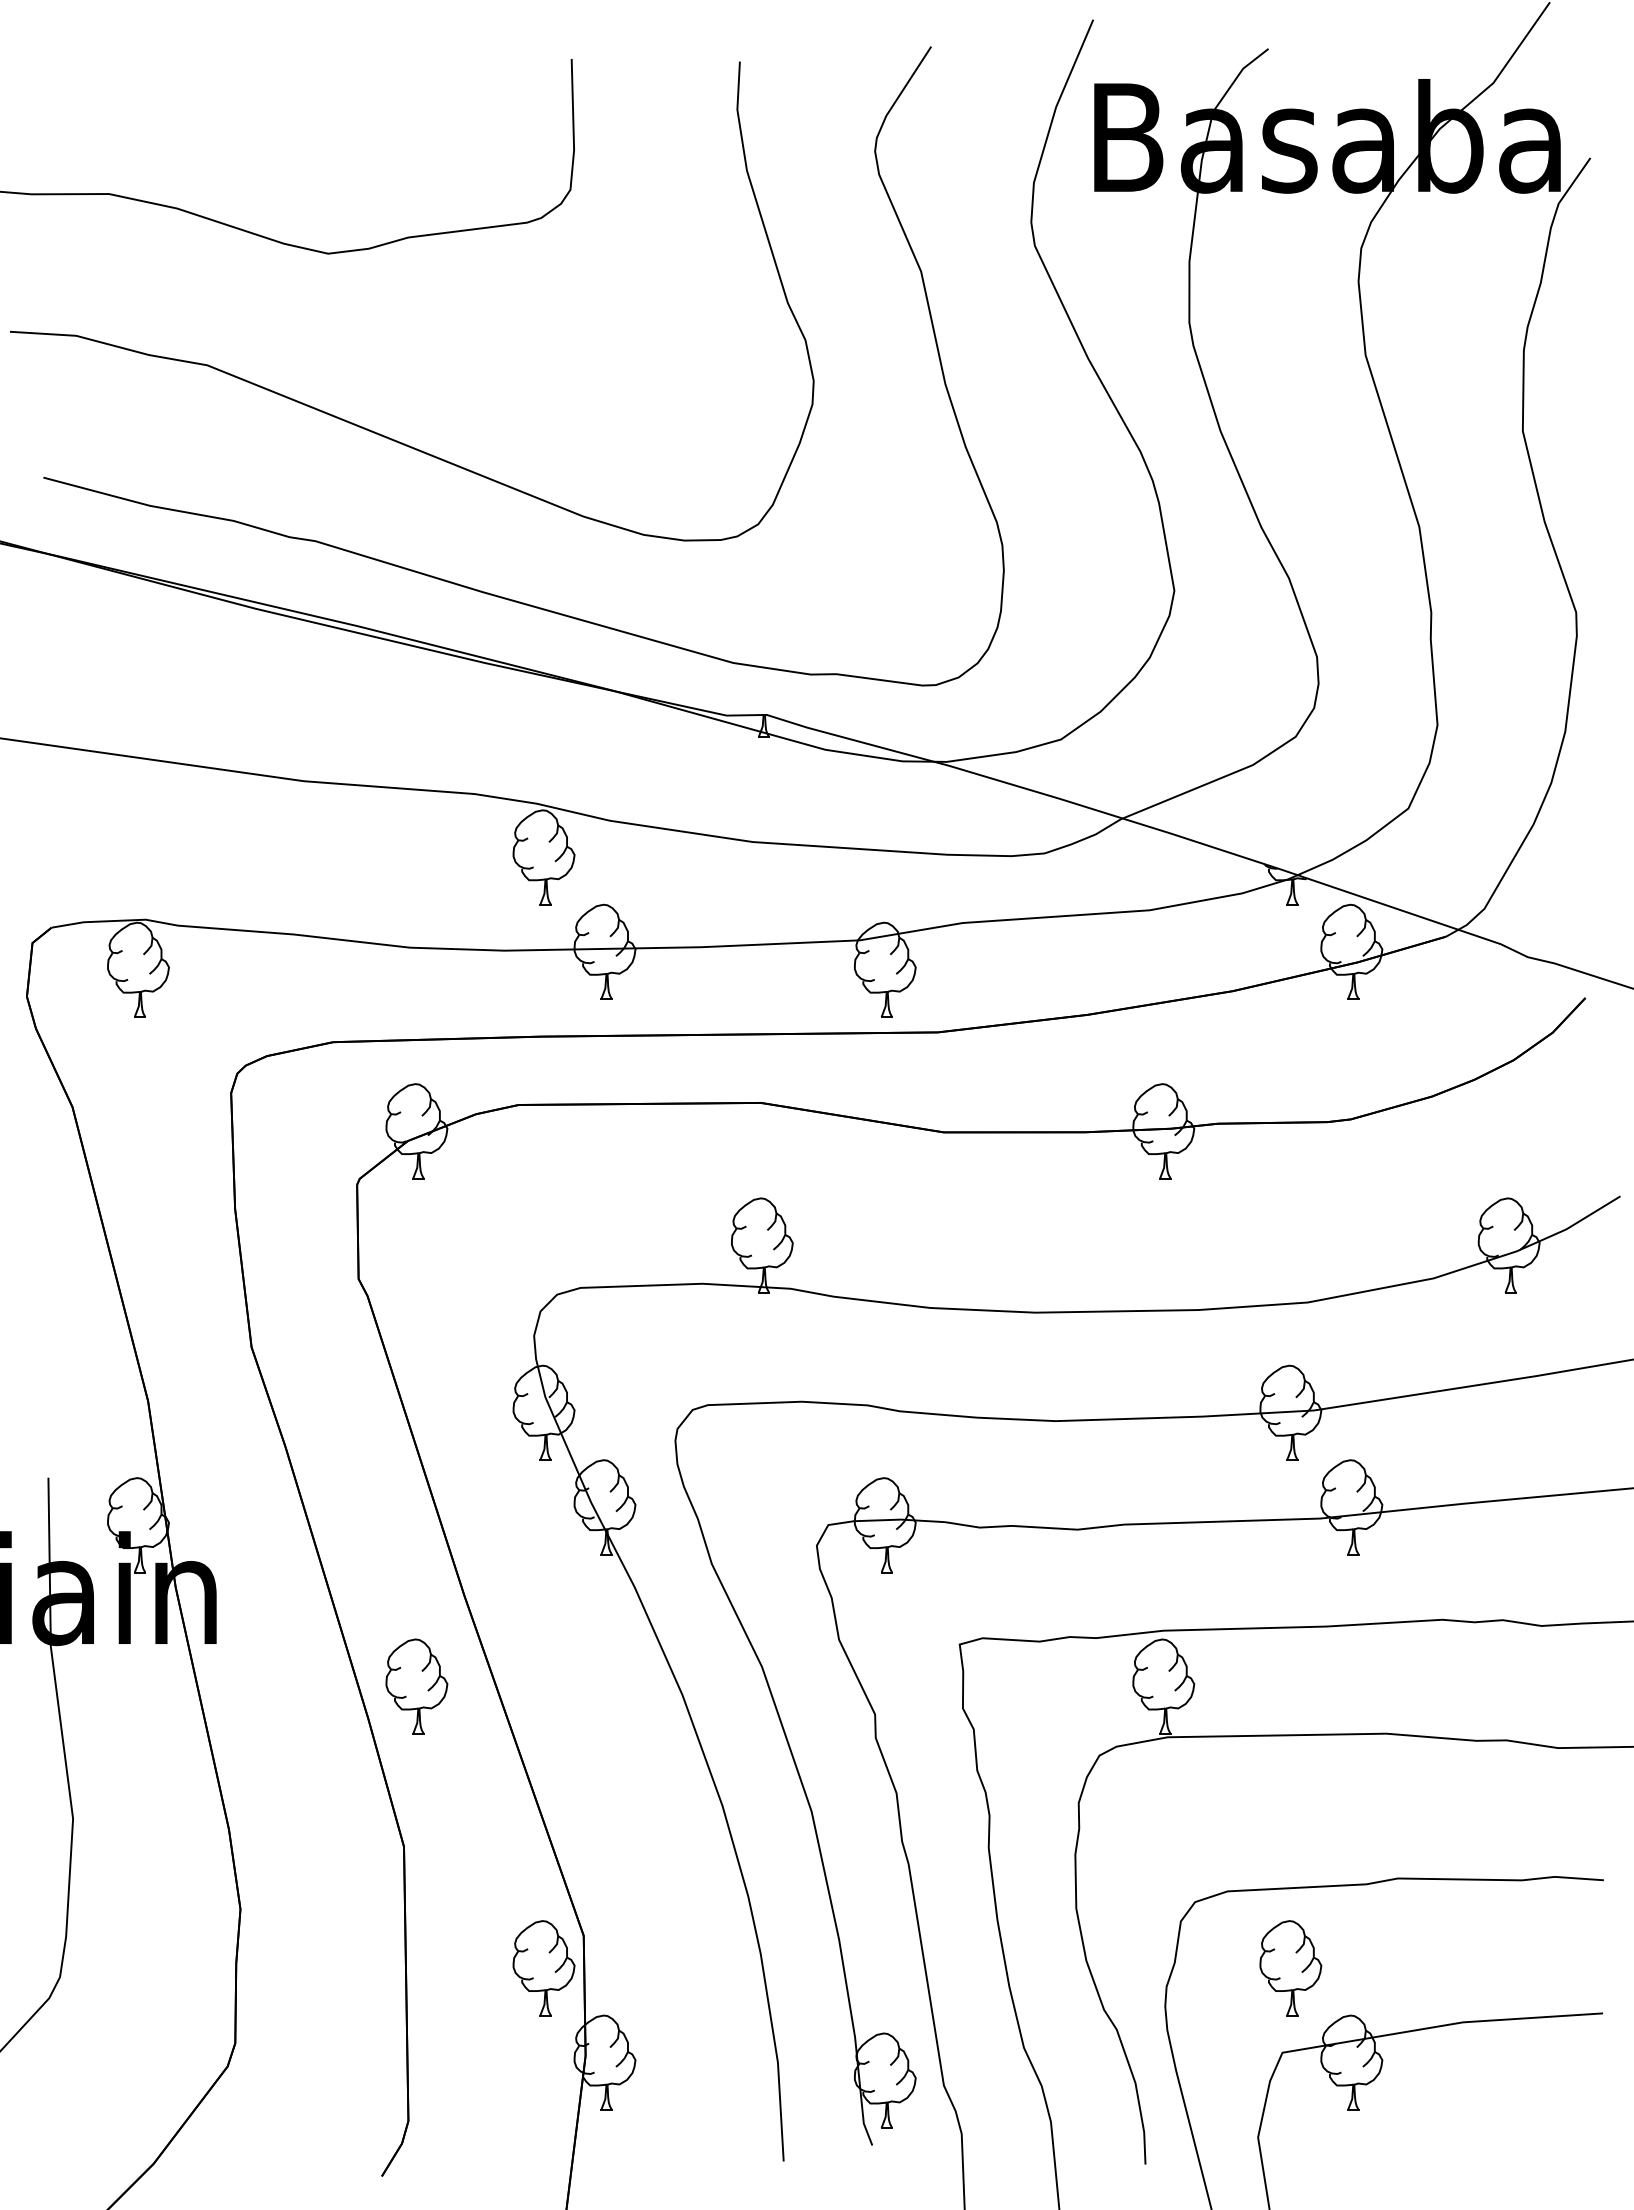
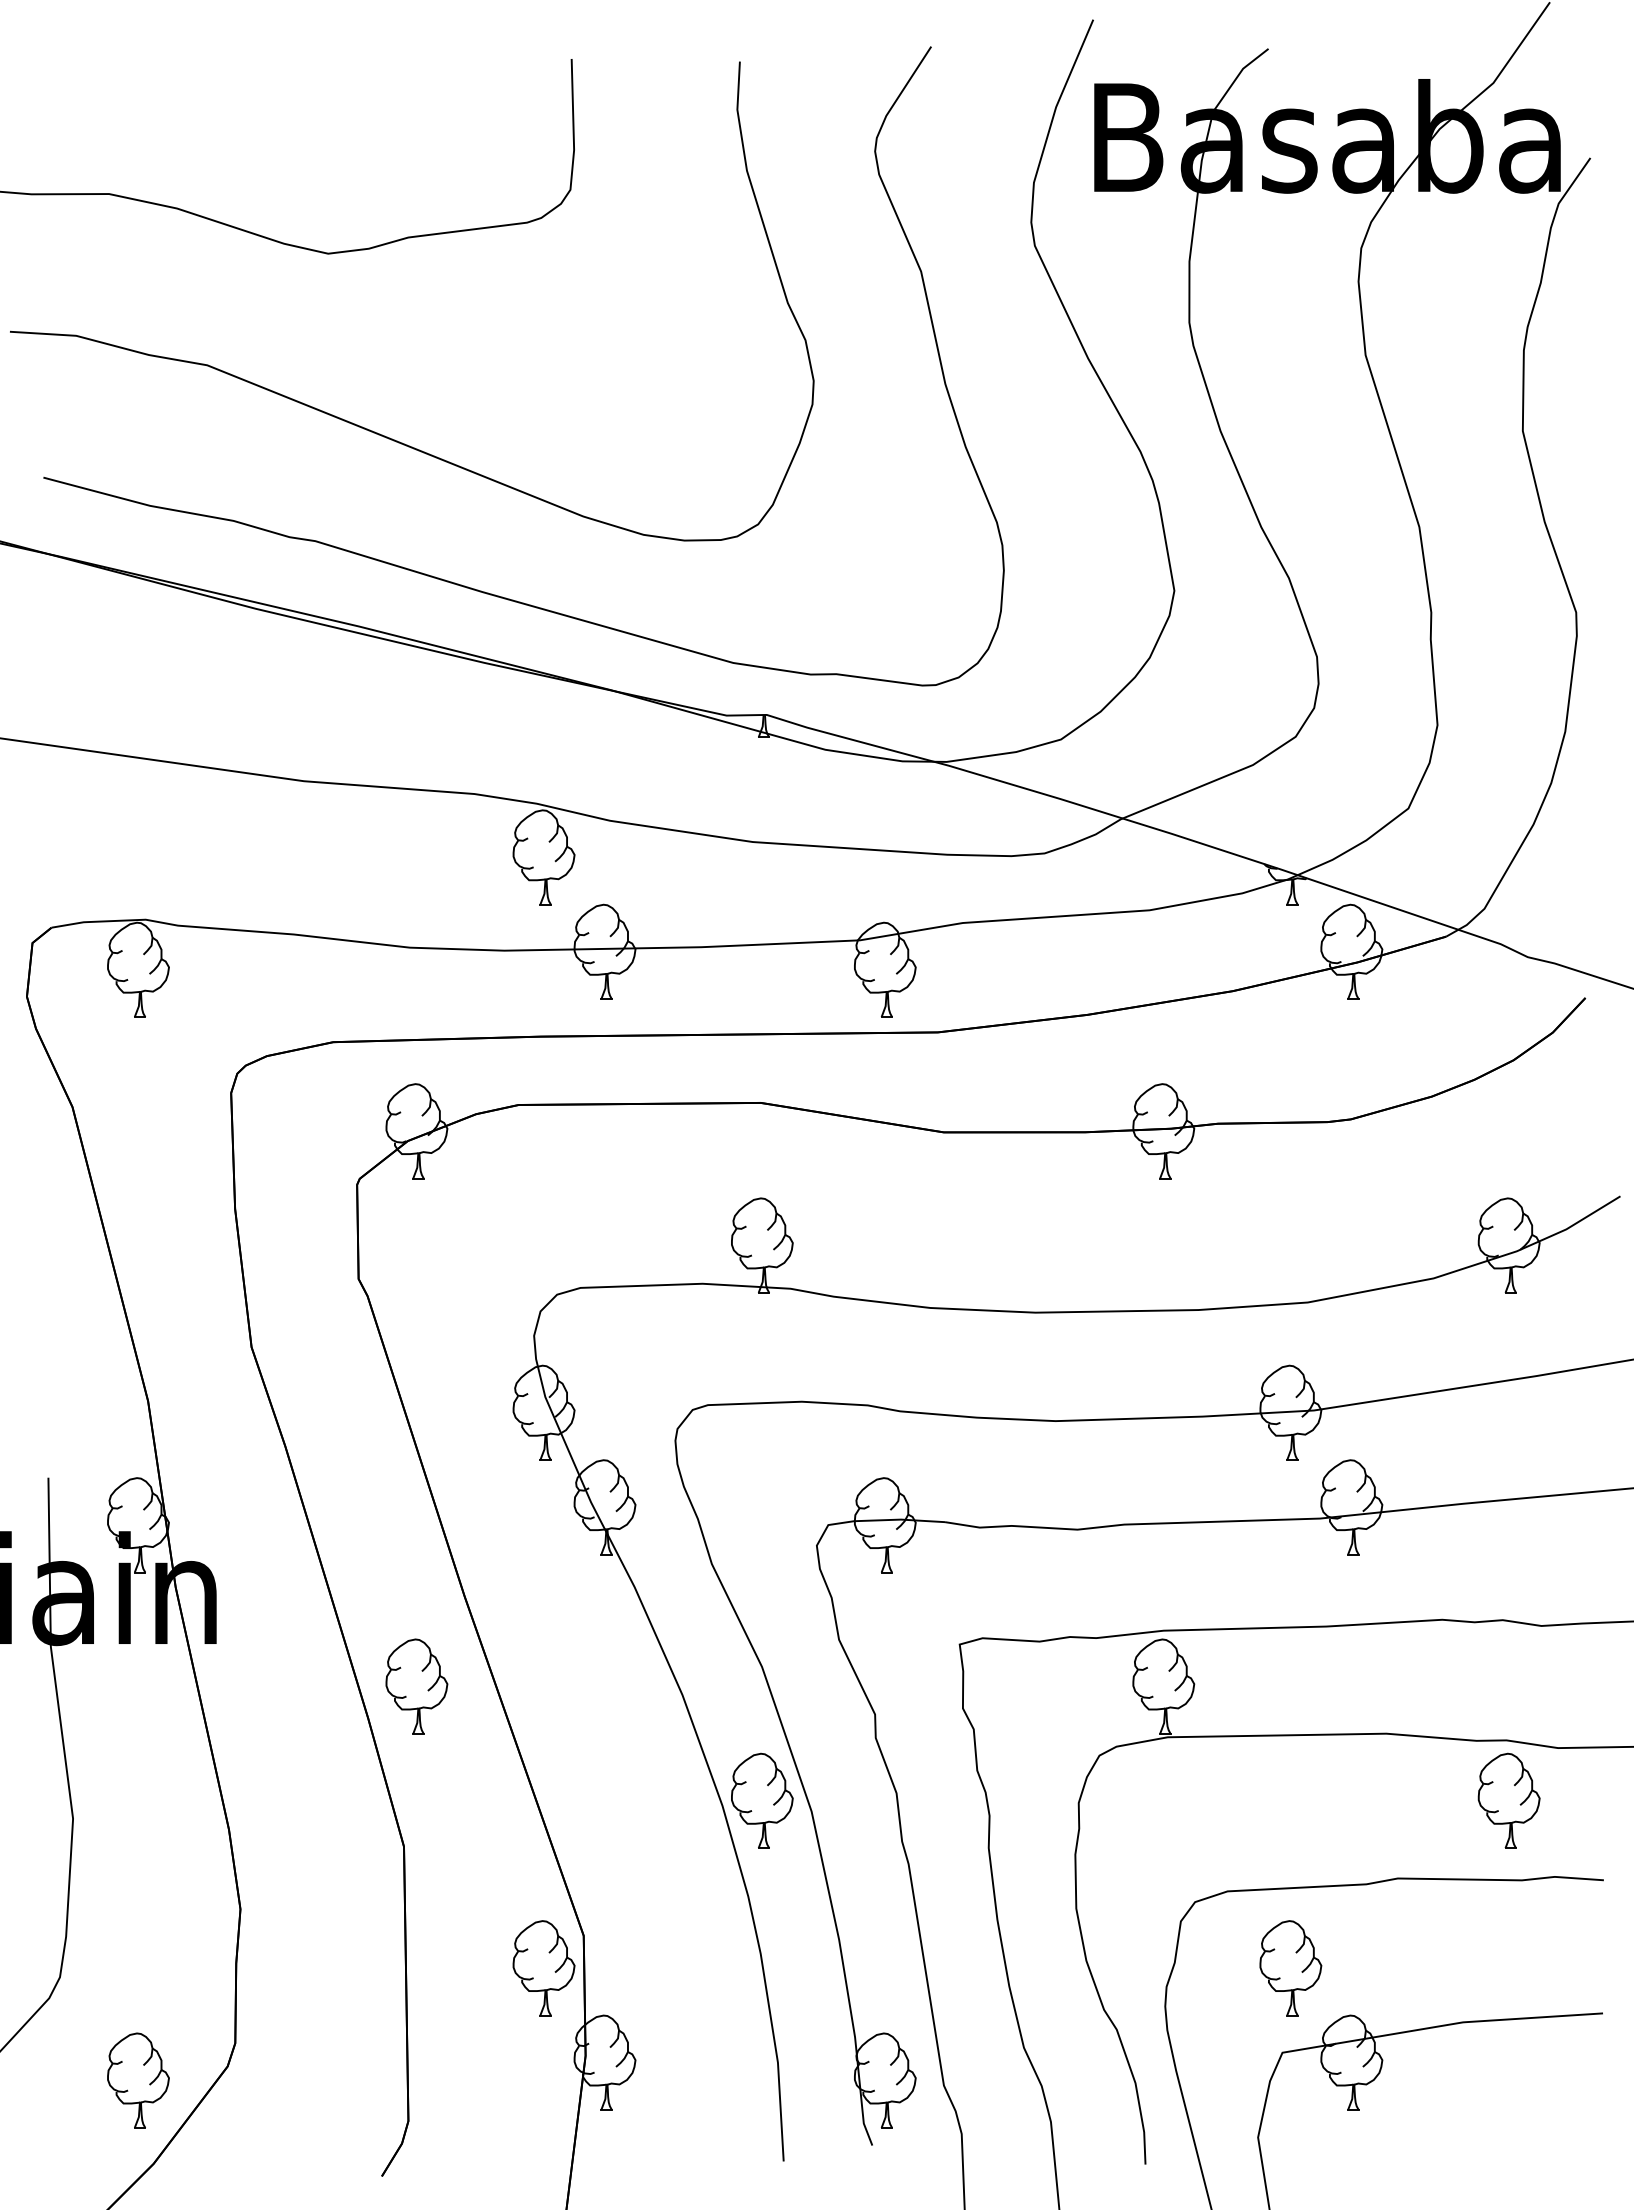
part: none -> present (762, 1800)
part: none -> present (1508, 1800)
part: none -> present (138, 2080)
